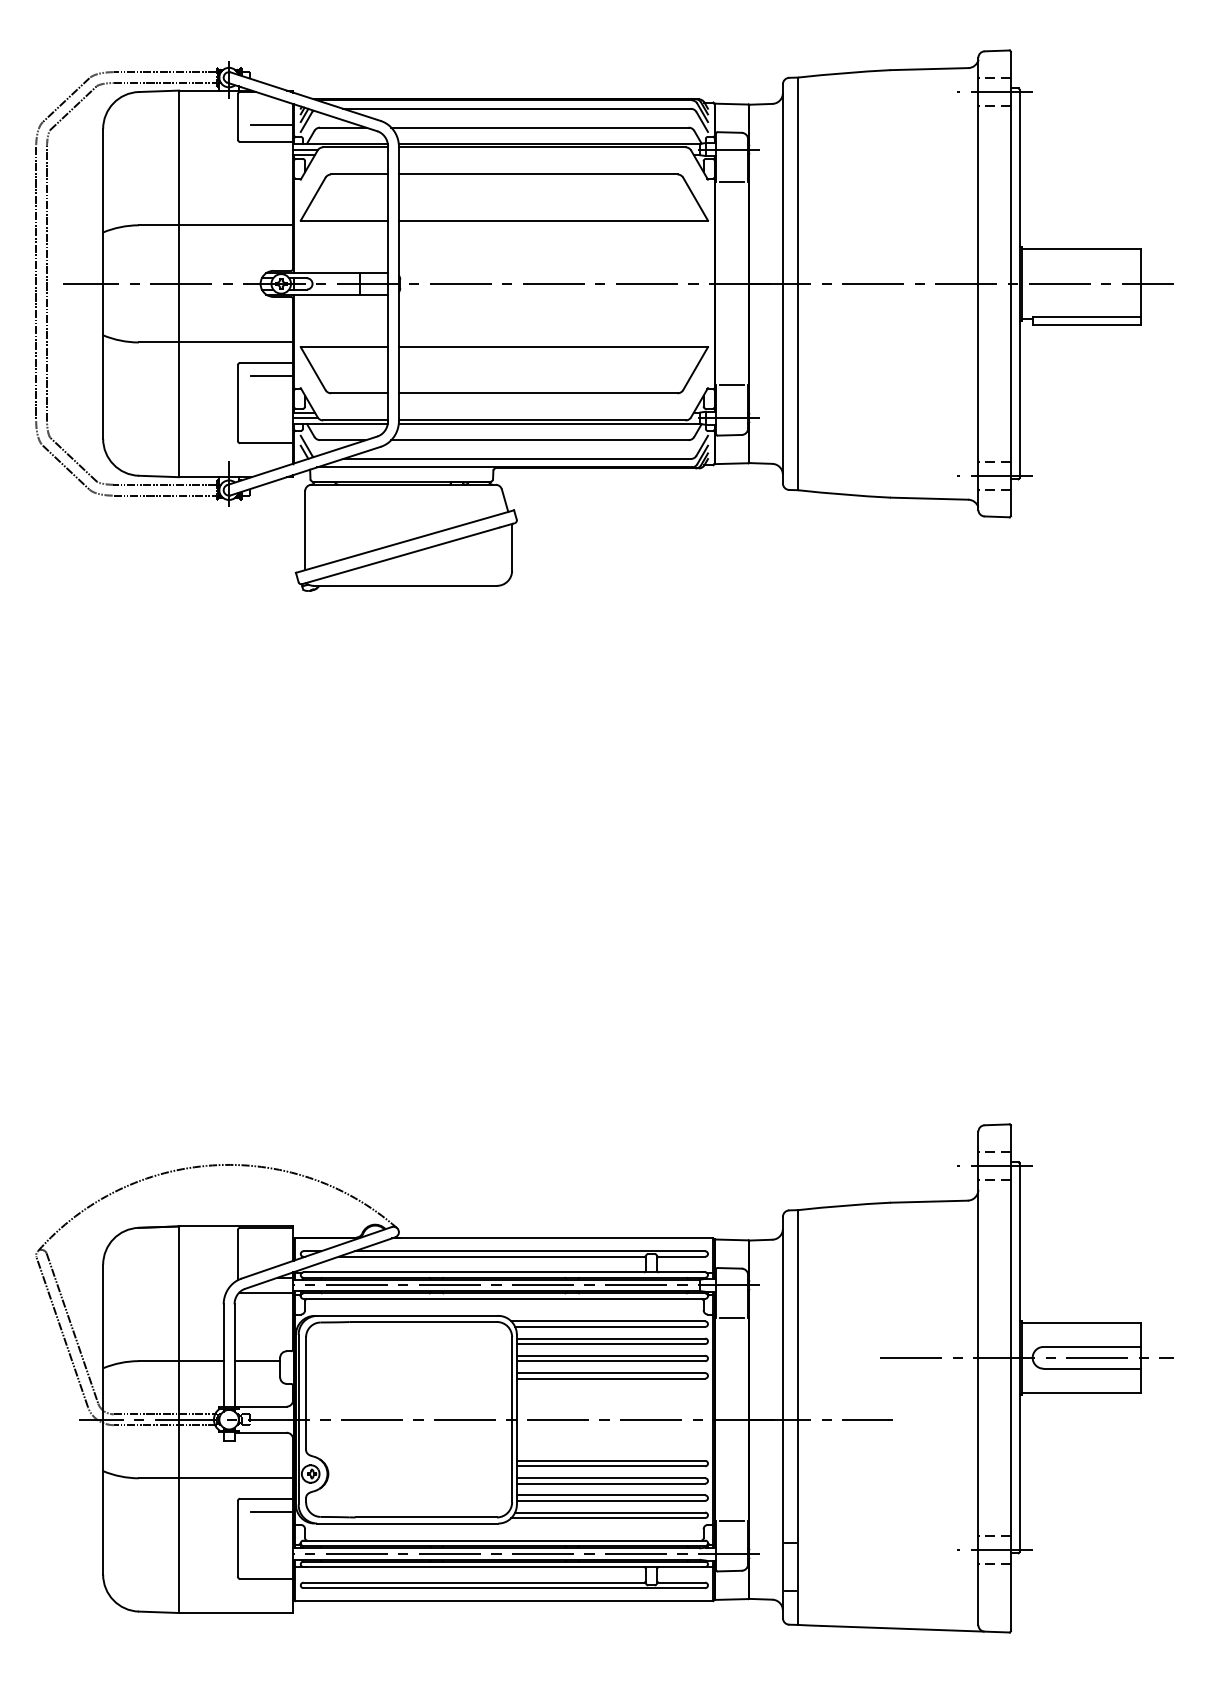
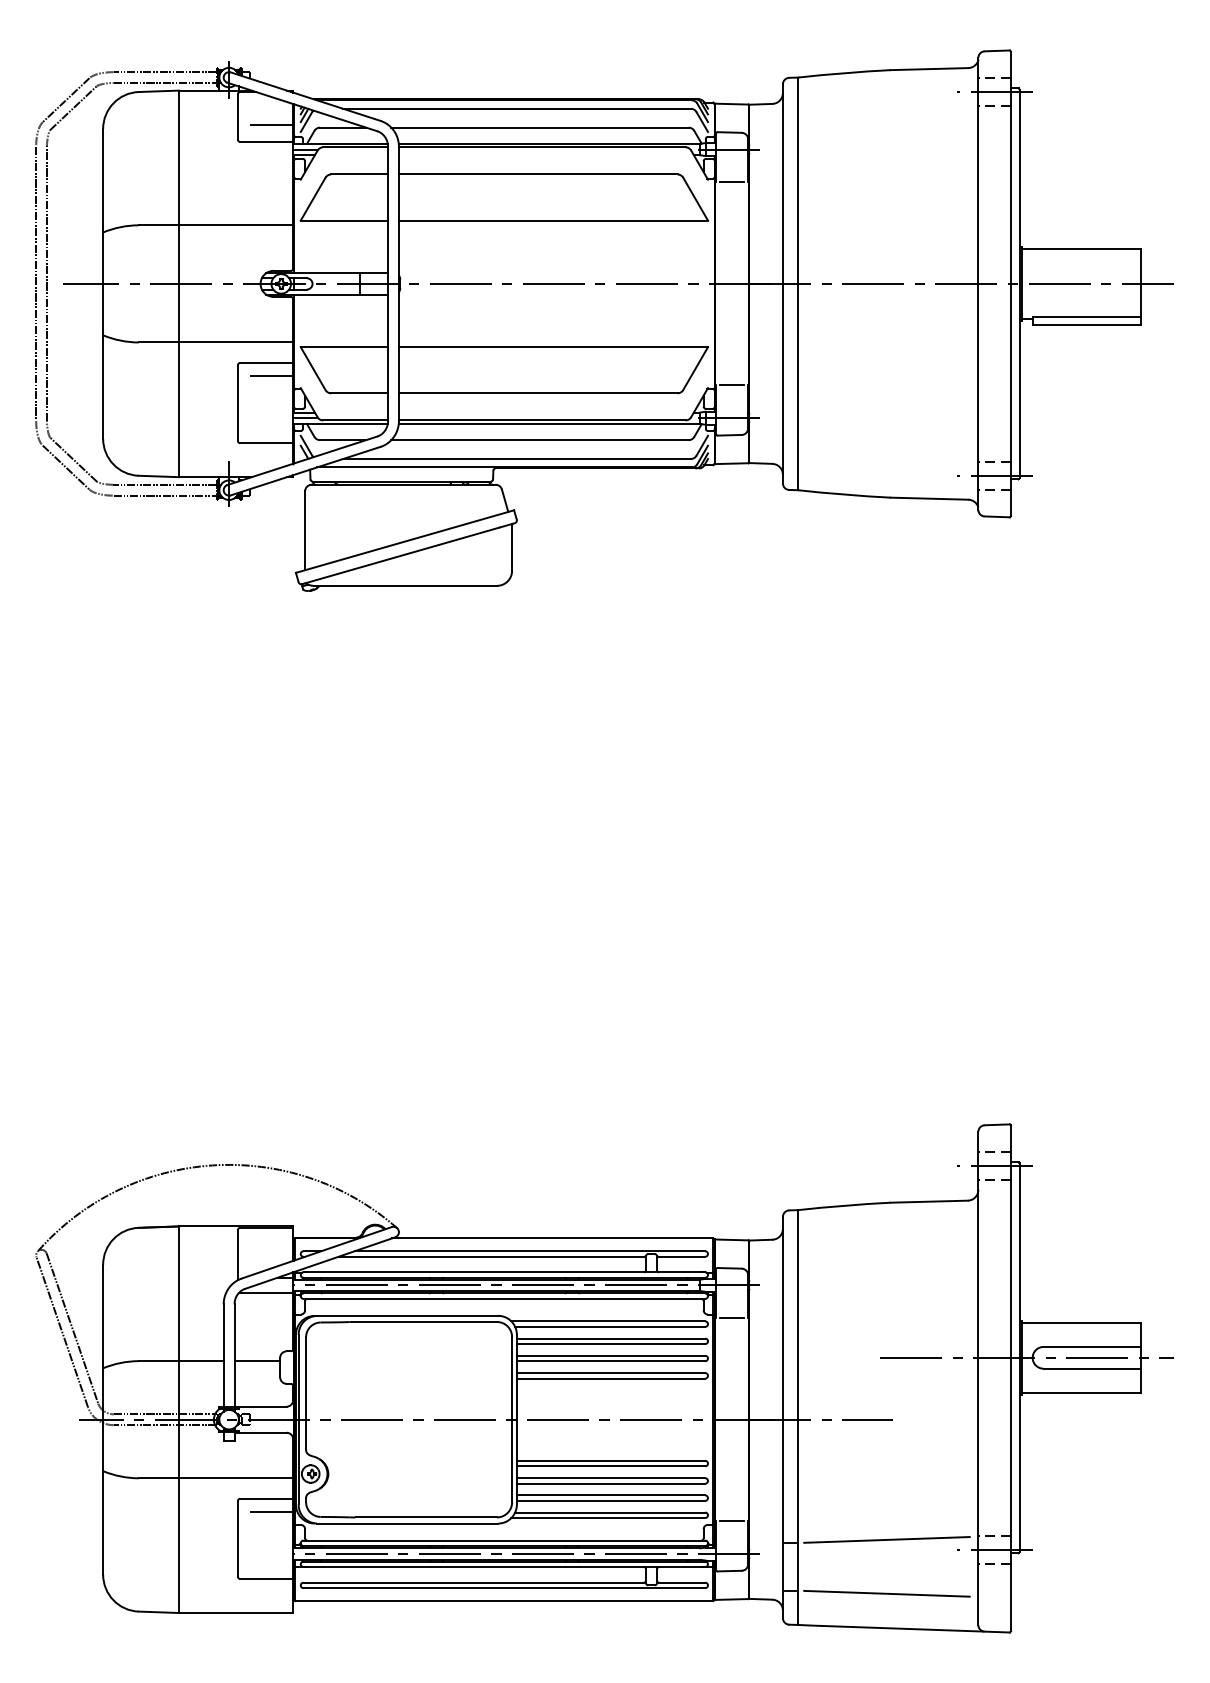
line: none -> present (886, 1539)
line: none -> present (886, 1593)
